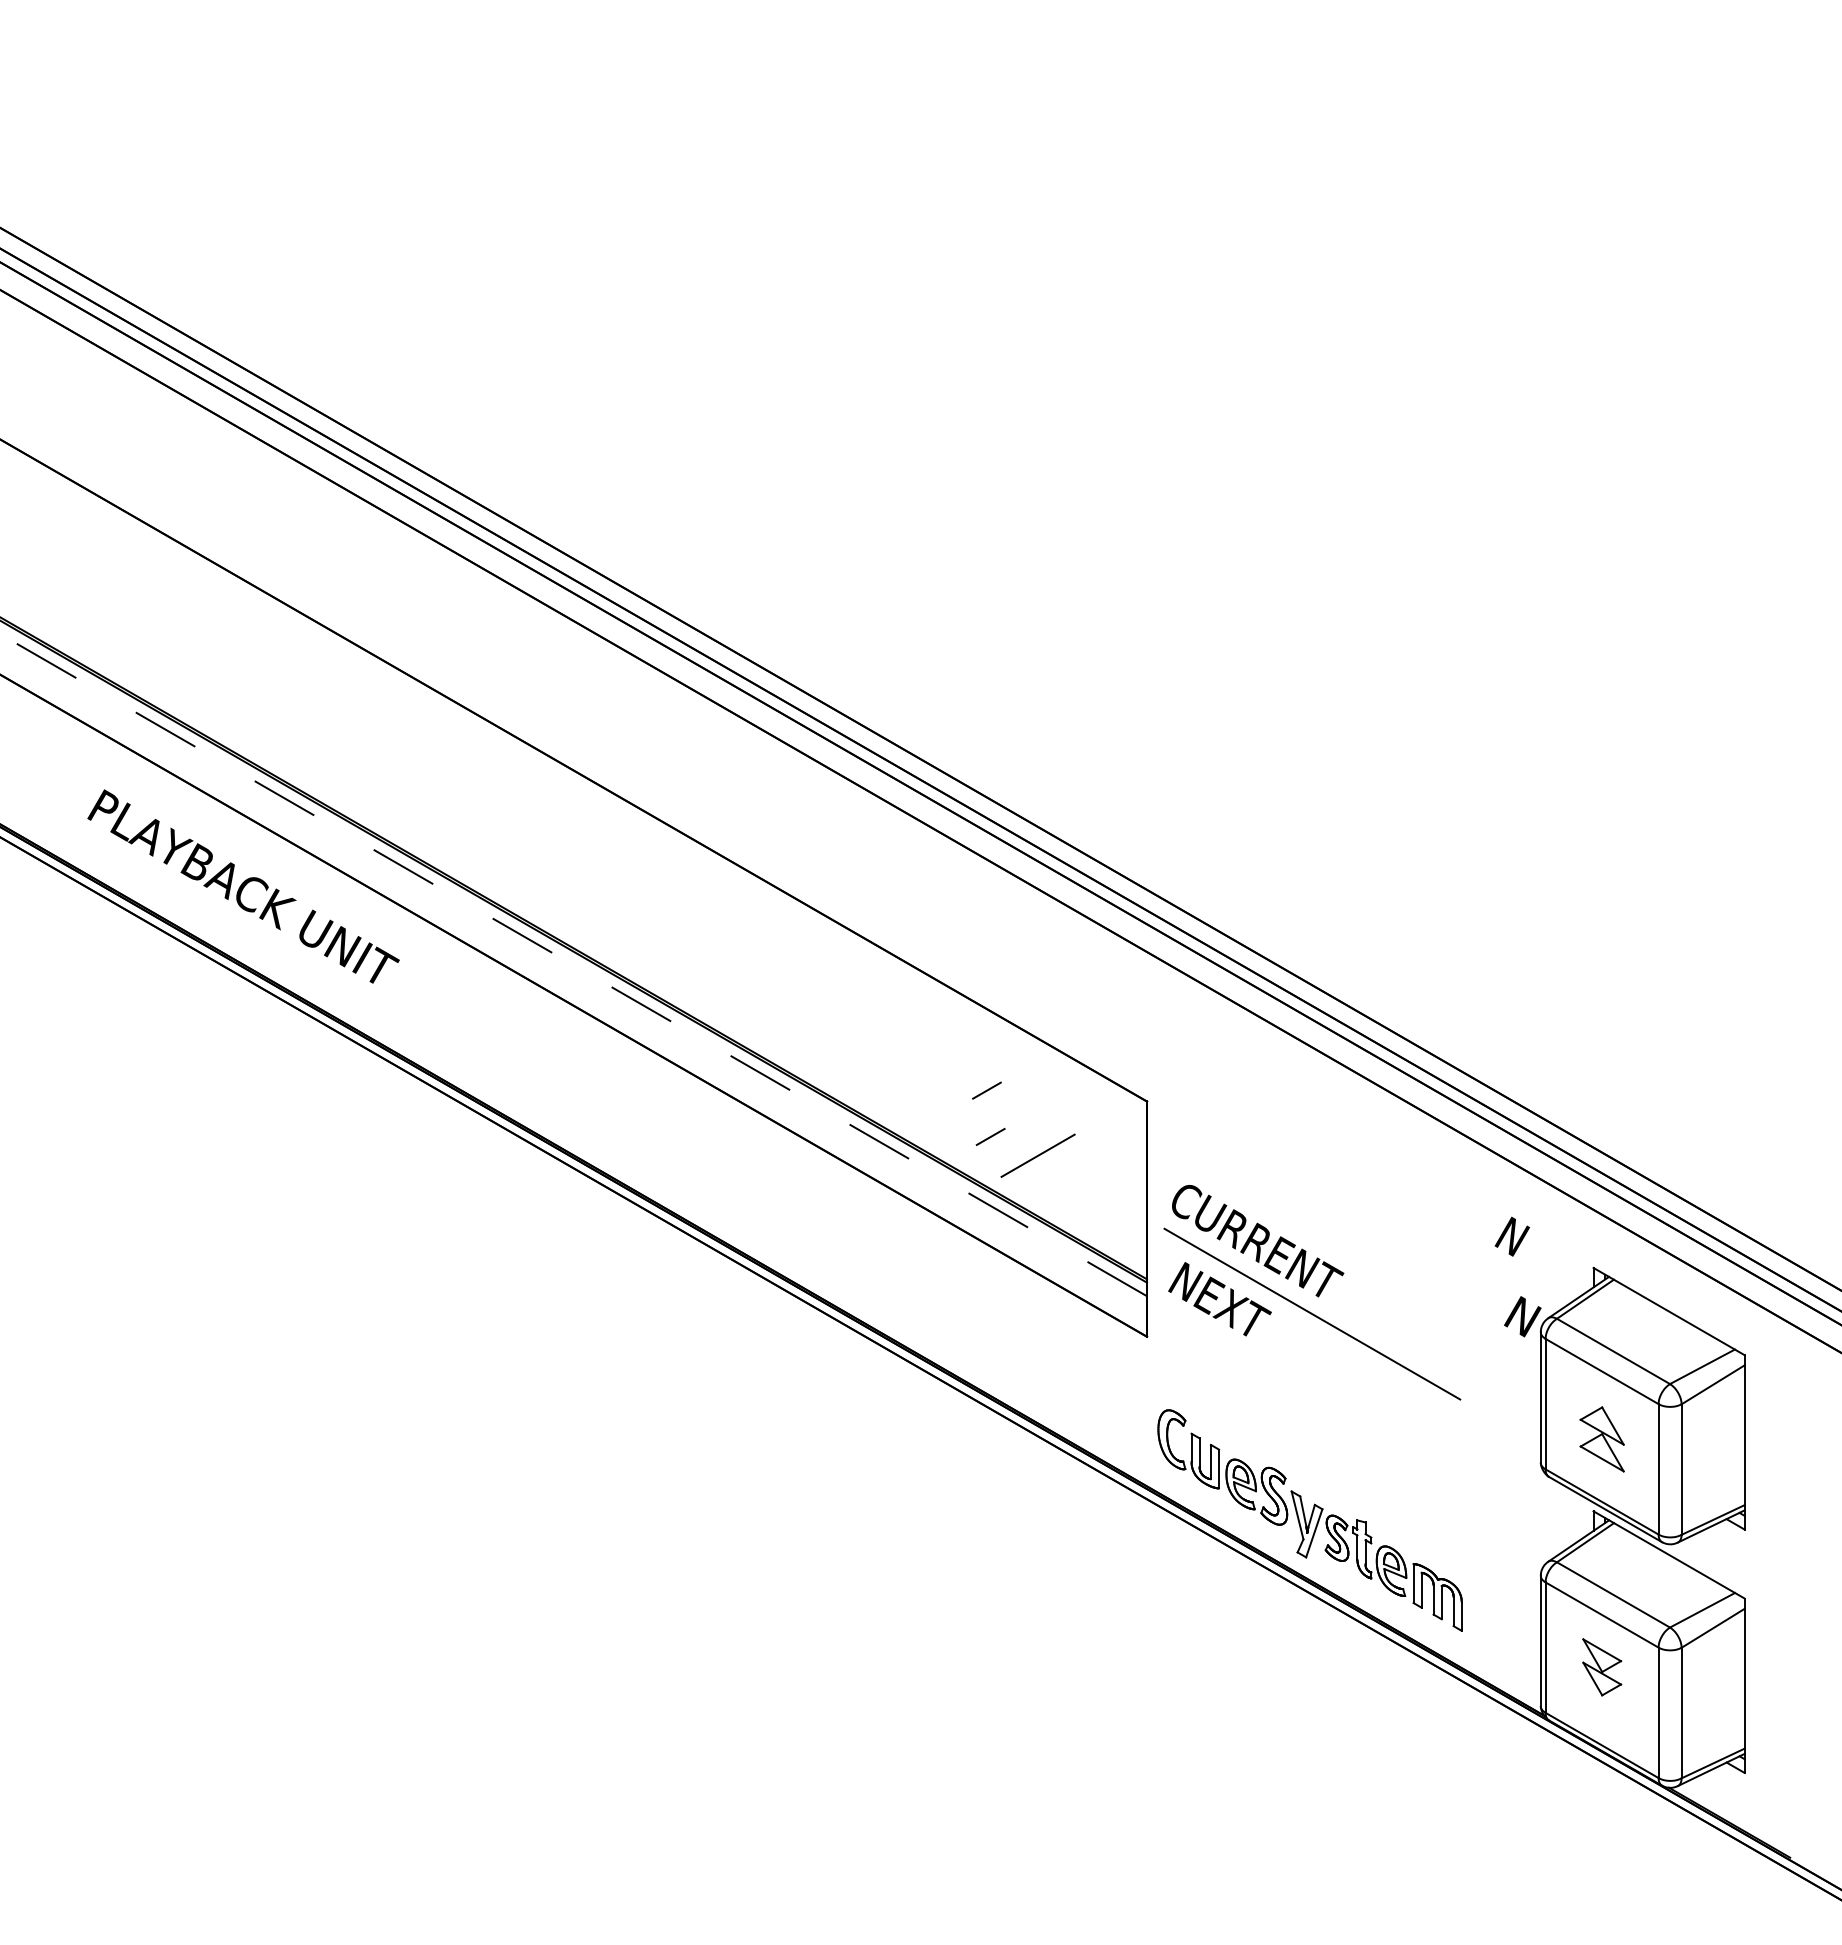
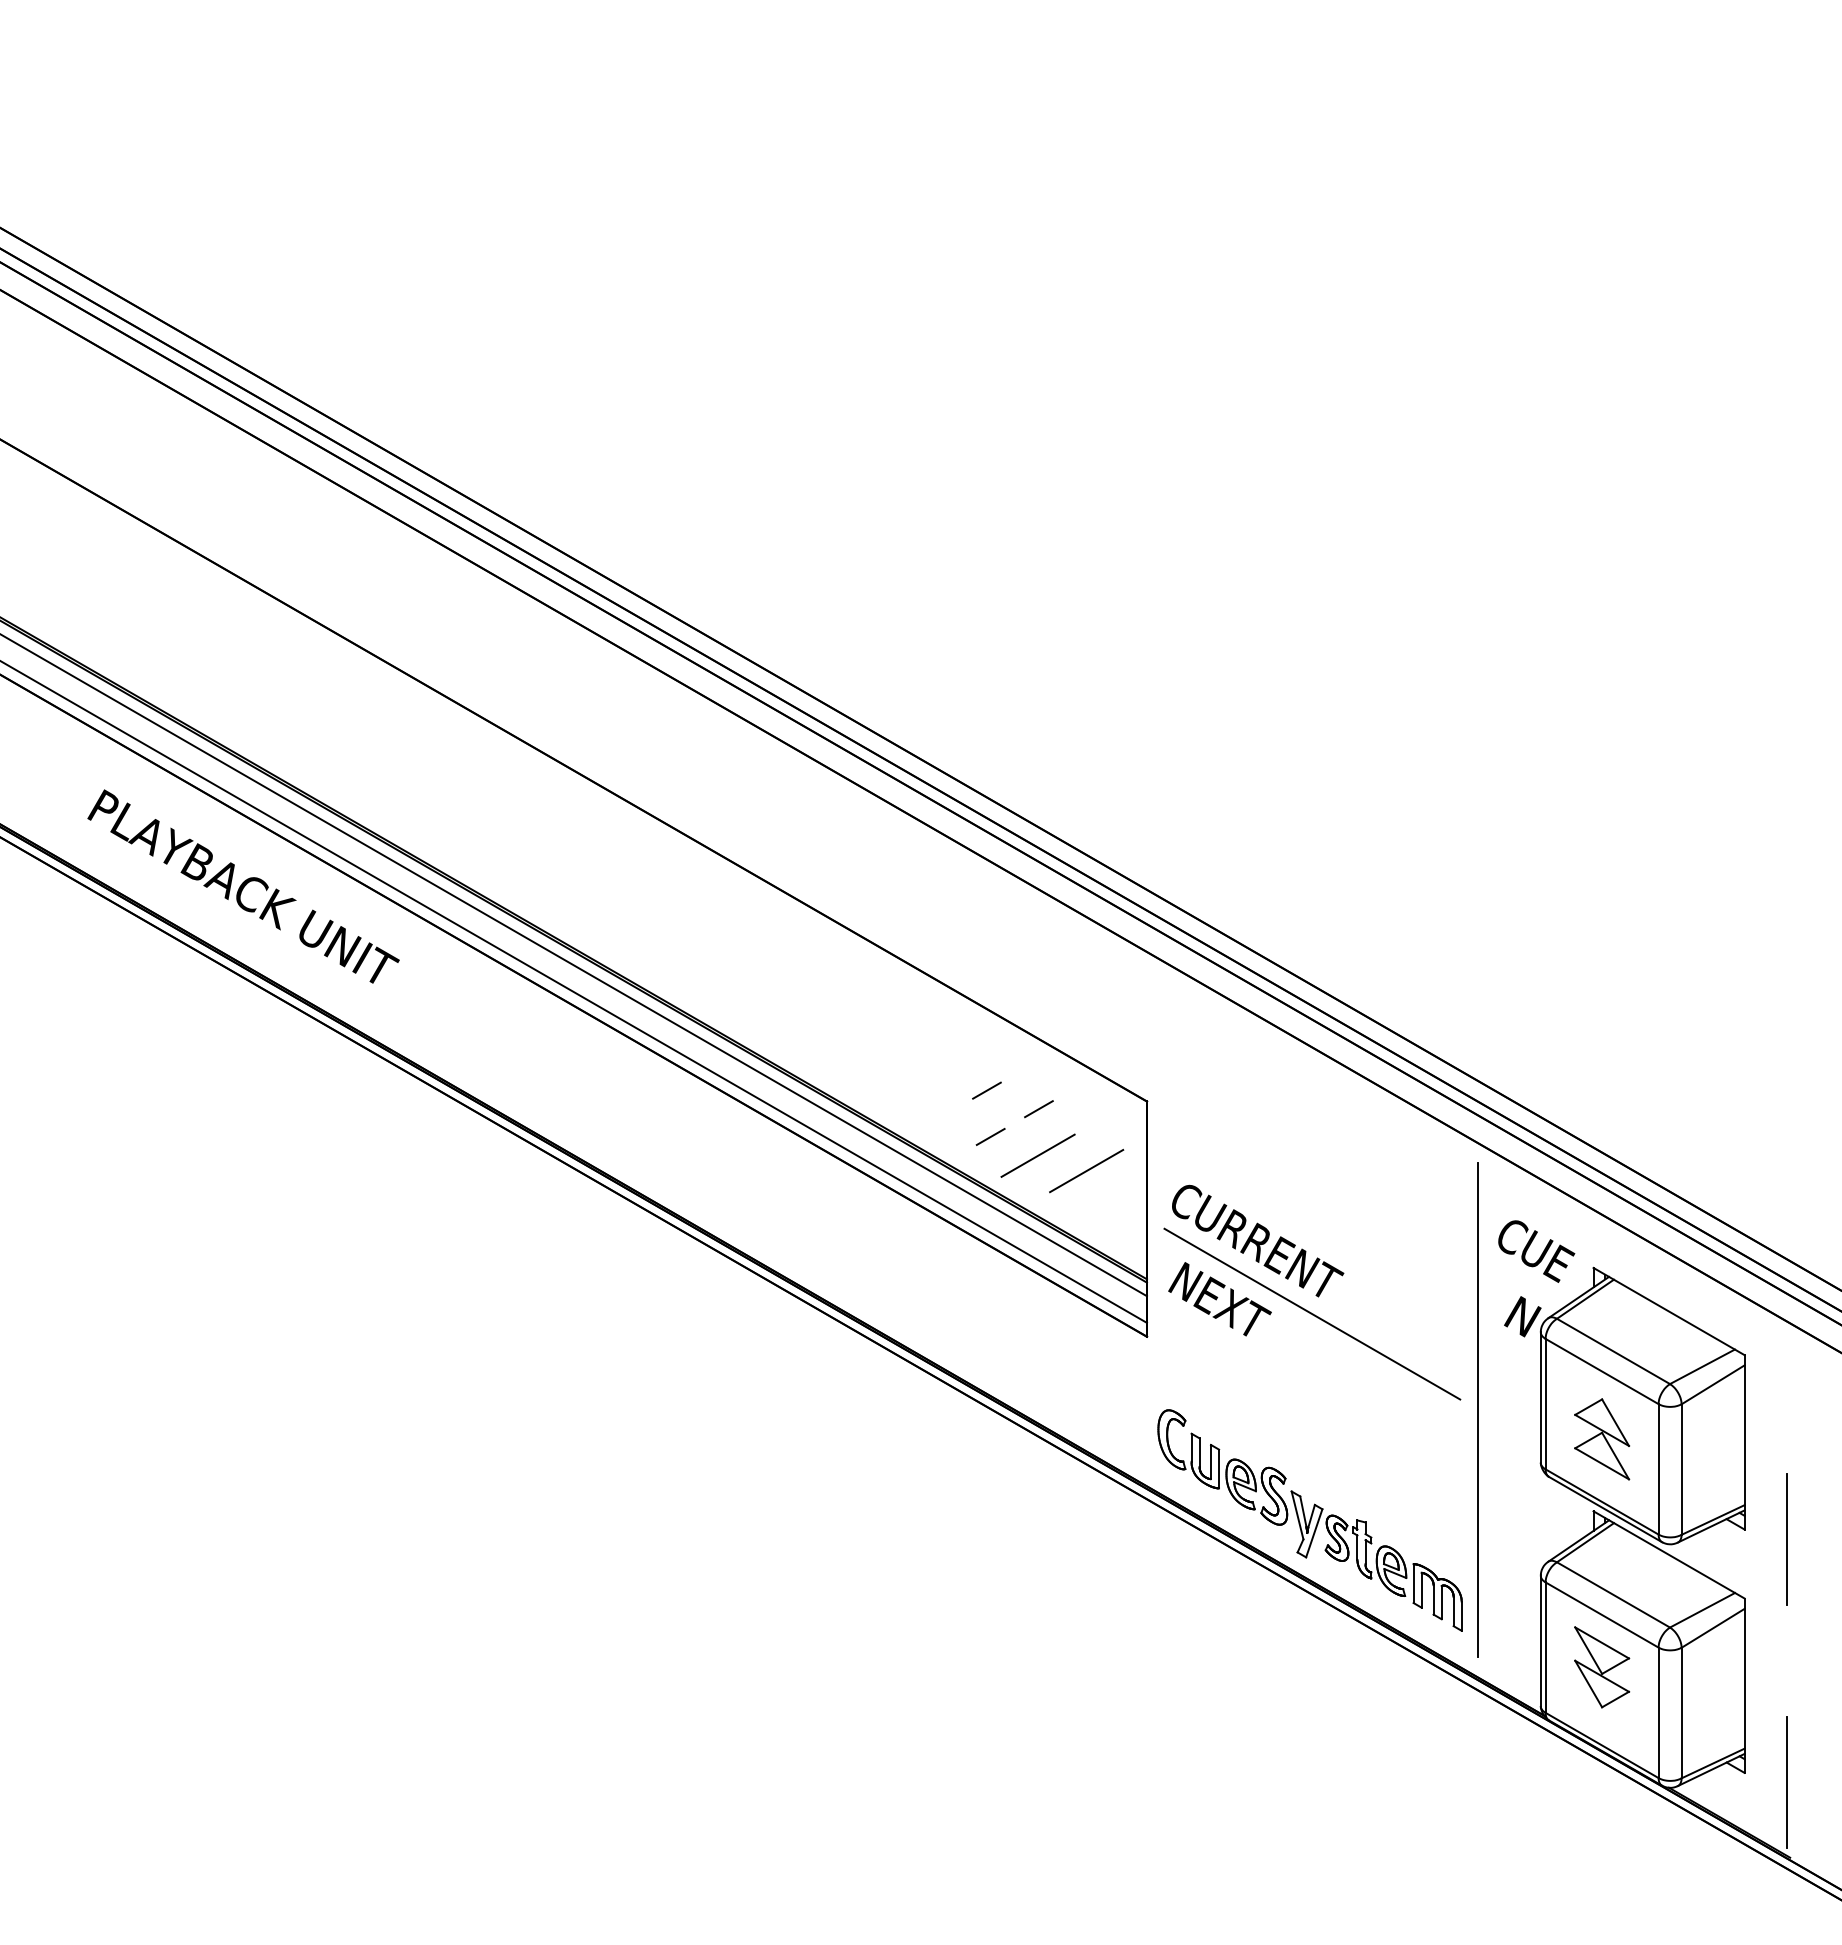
line: dashed -> solid (573, 965)
line: none -> present (574, 991)
line: none -> present (1038, 1109)
line: none -> present (1086, 1170)
text: N -> CUE (1534, 1249)
line: none -> present (1477, 1410)
part size: 46x67 px -> 57x83 px (1602, 1439)
line: none -> present (1786, 1539)
part size: 41x59 px -> 57x83 px (1602, 1667)
line: none -> present (1786, 1782)
